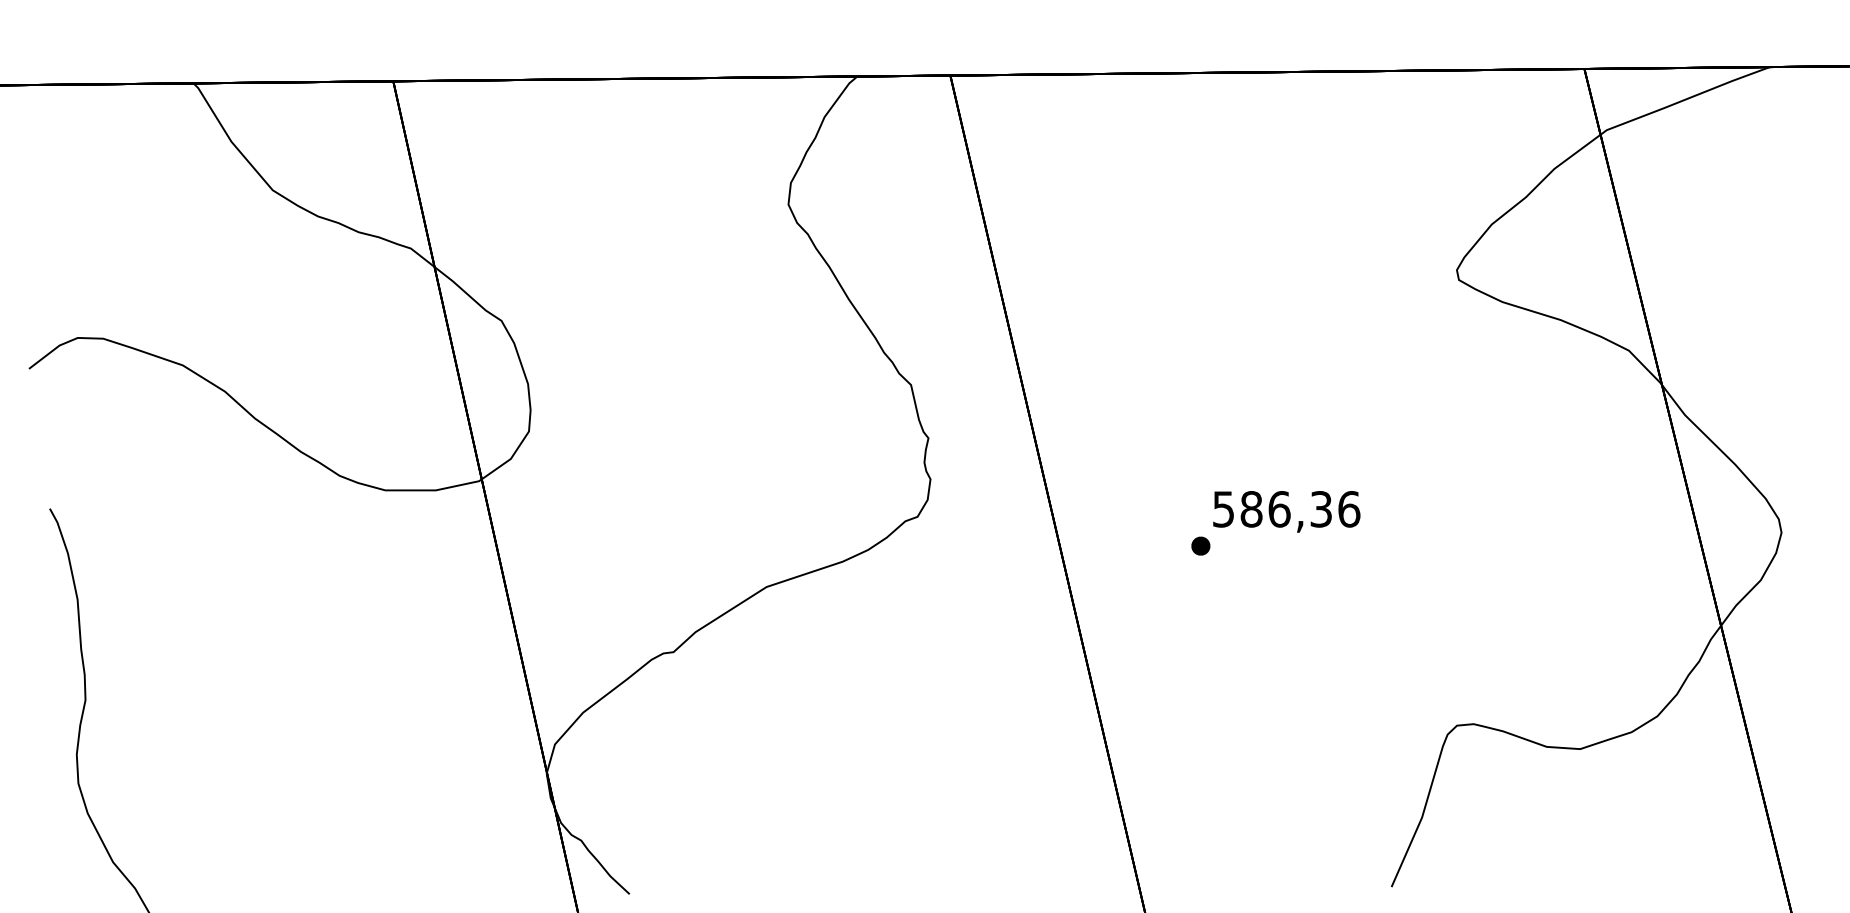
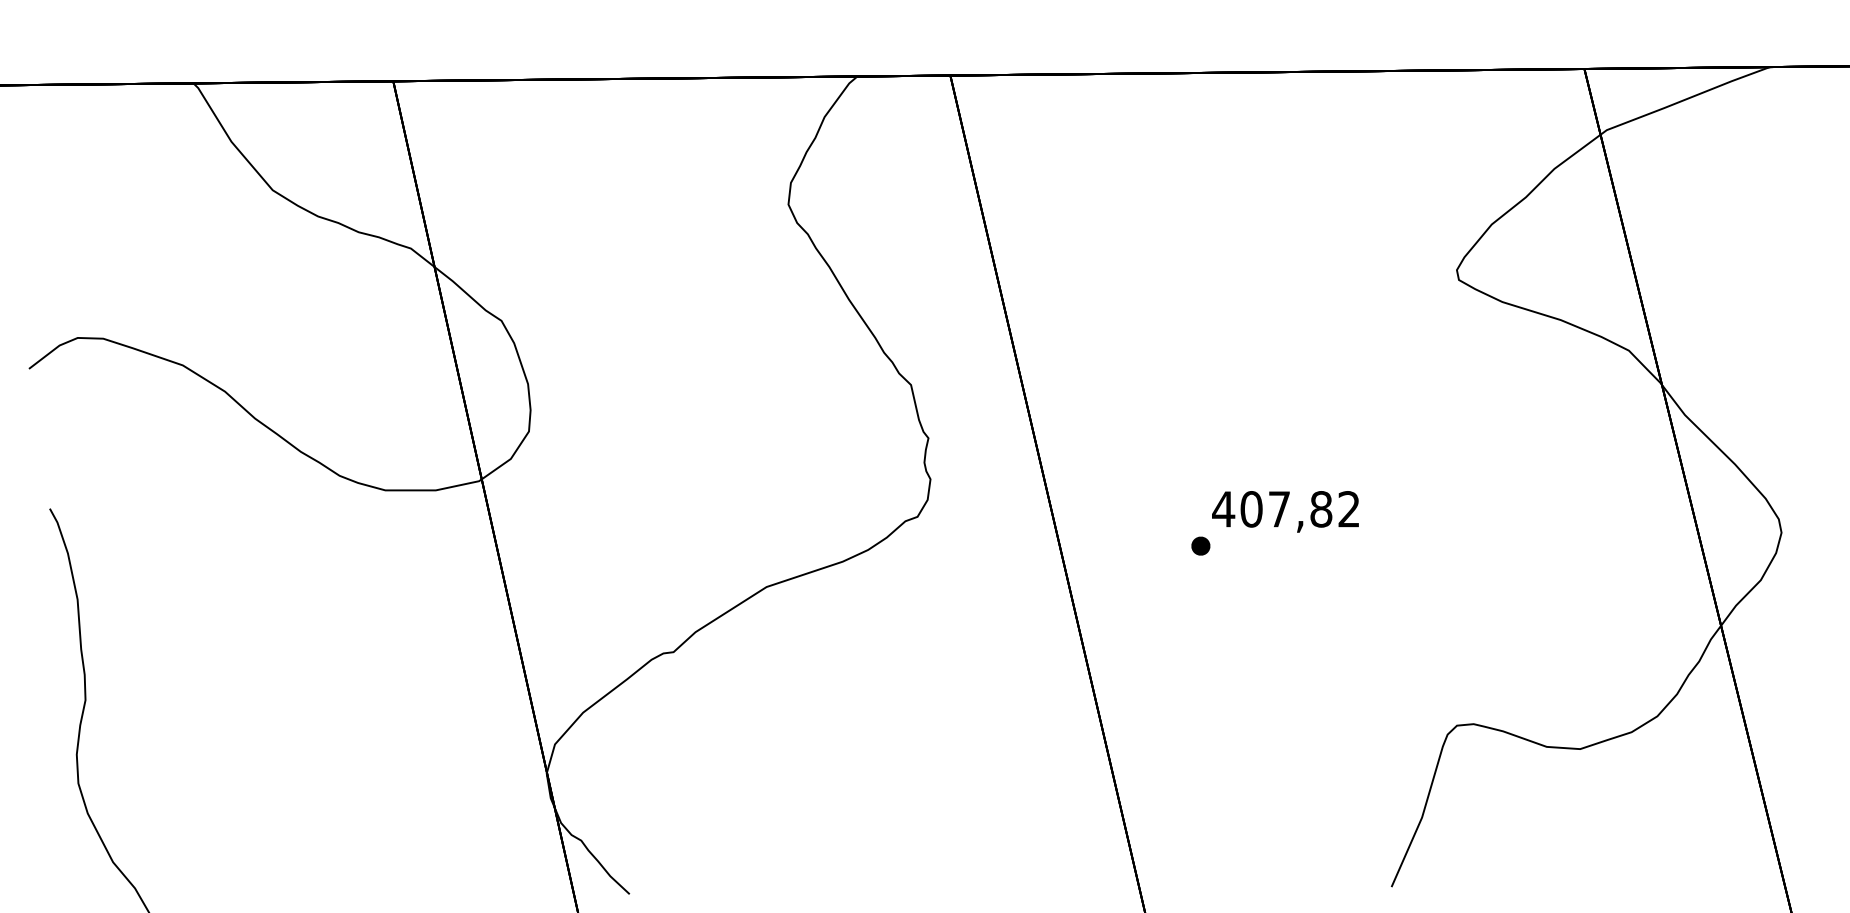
text: 586,36 -> 407,82 (1286, 509)
